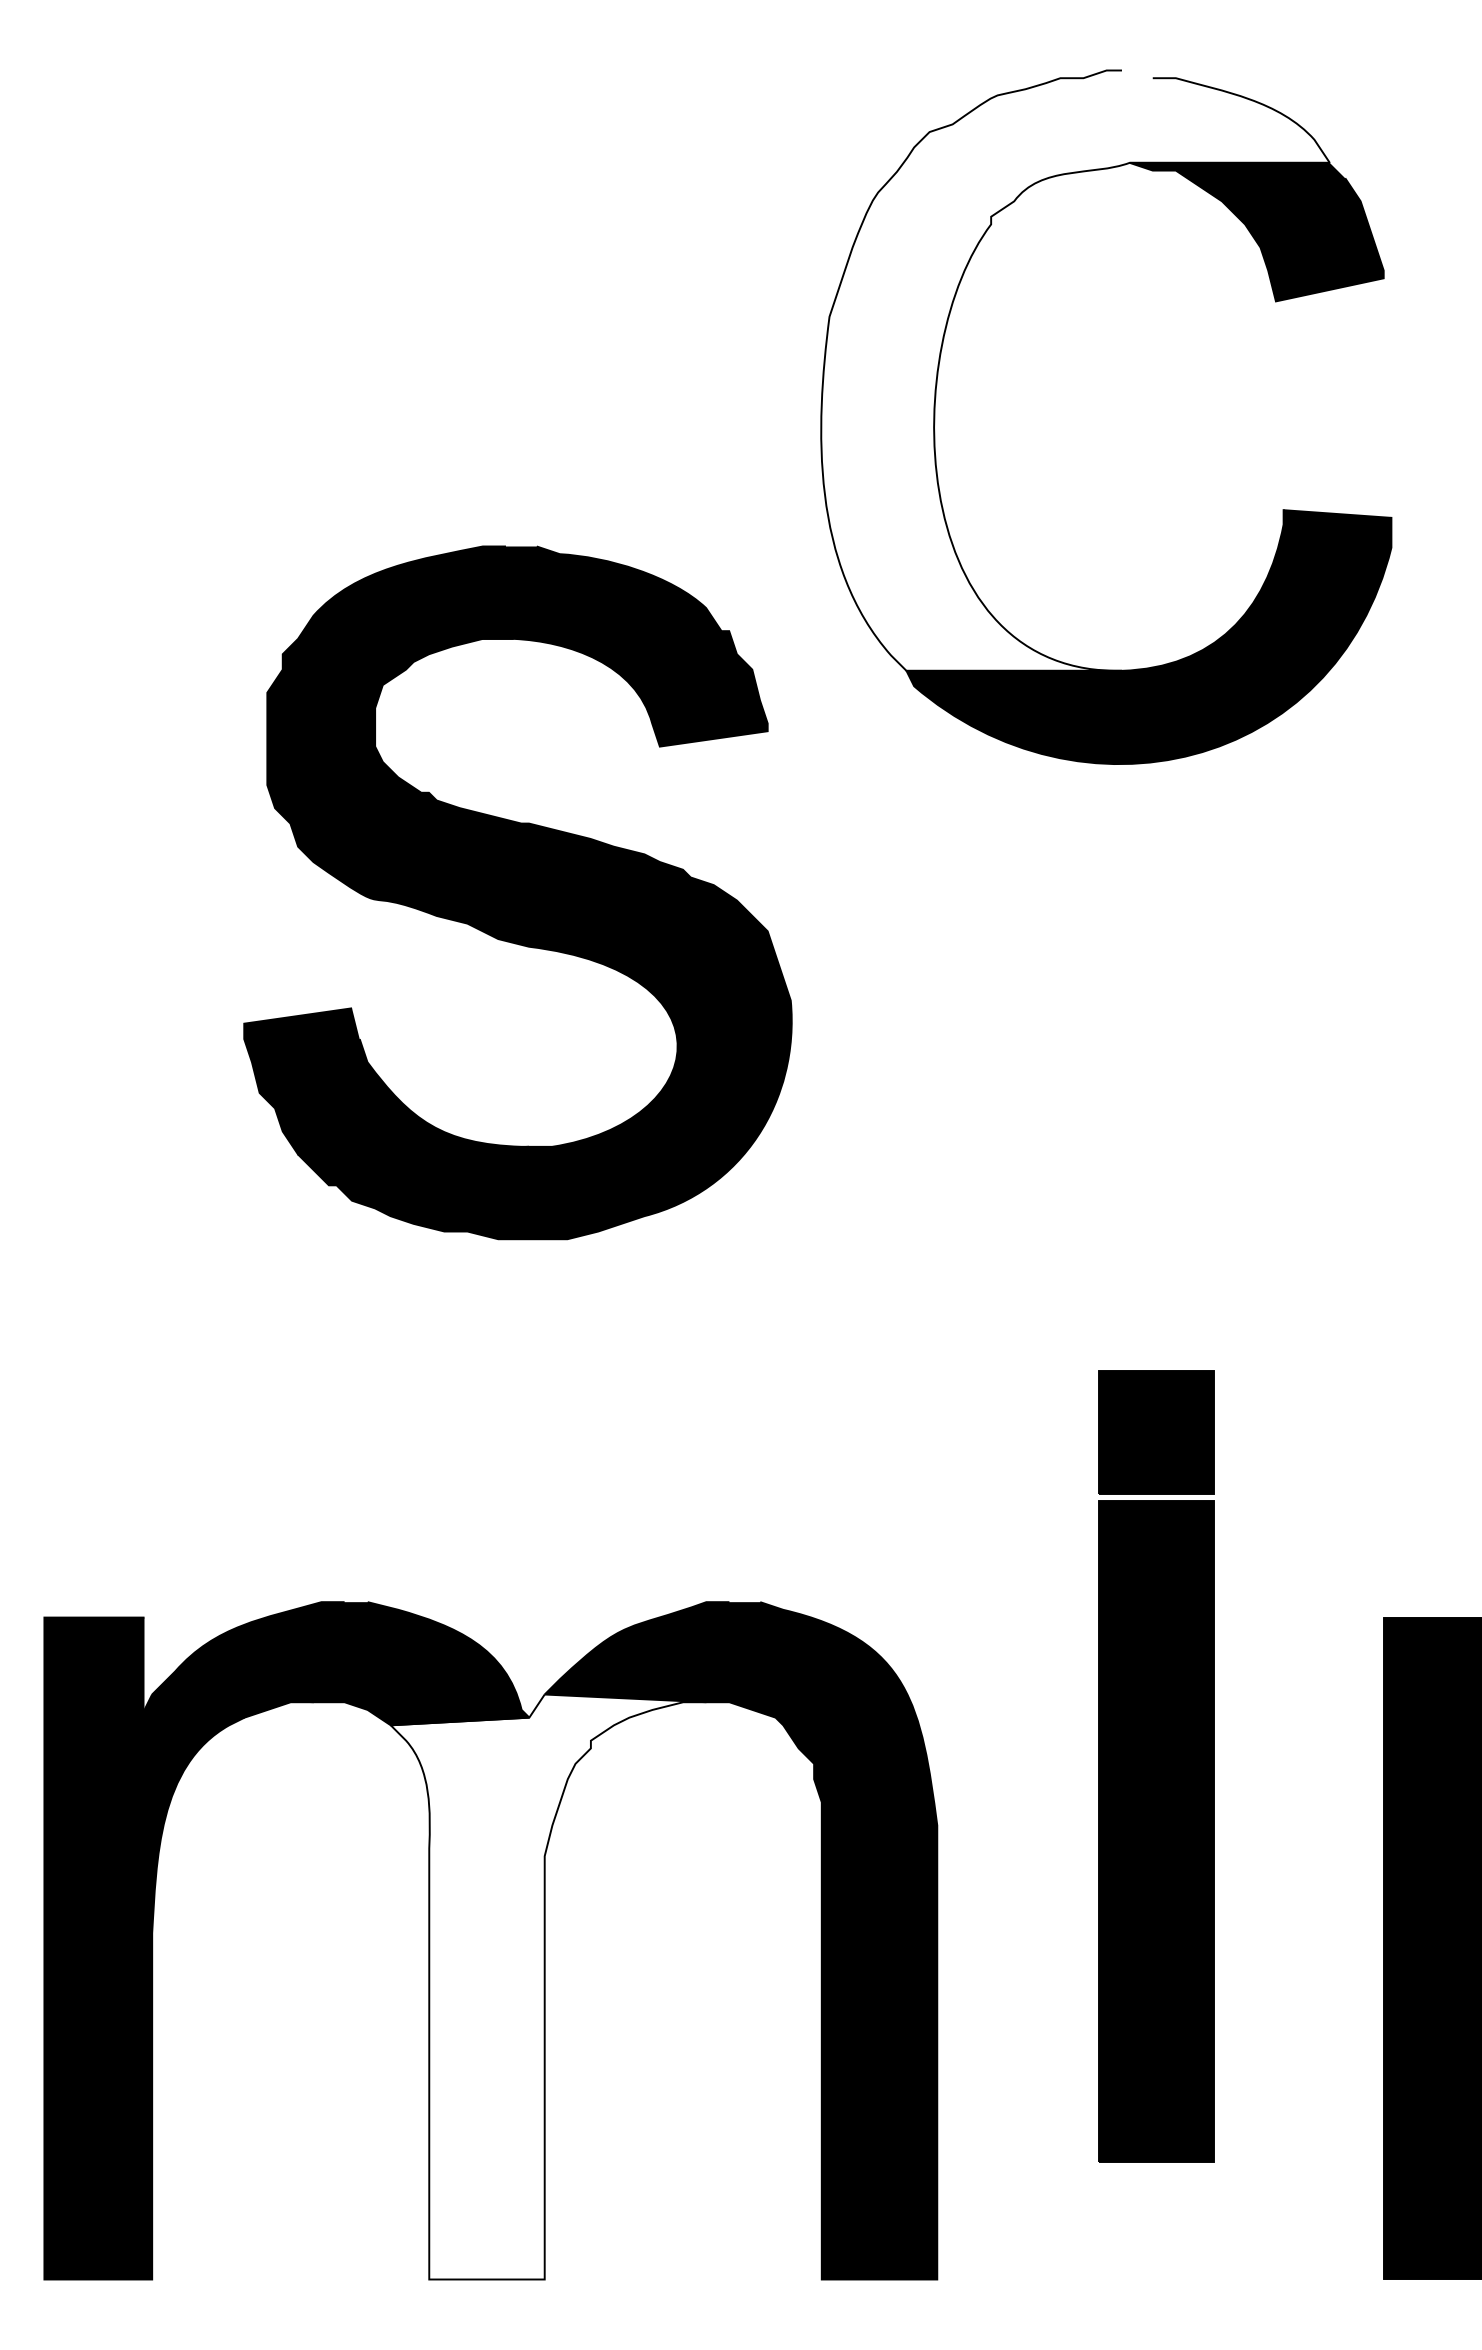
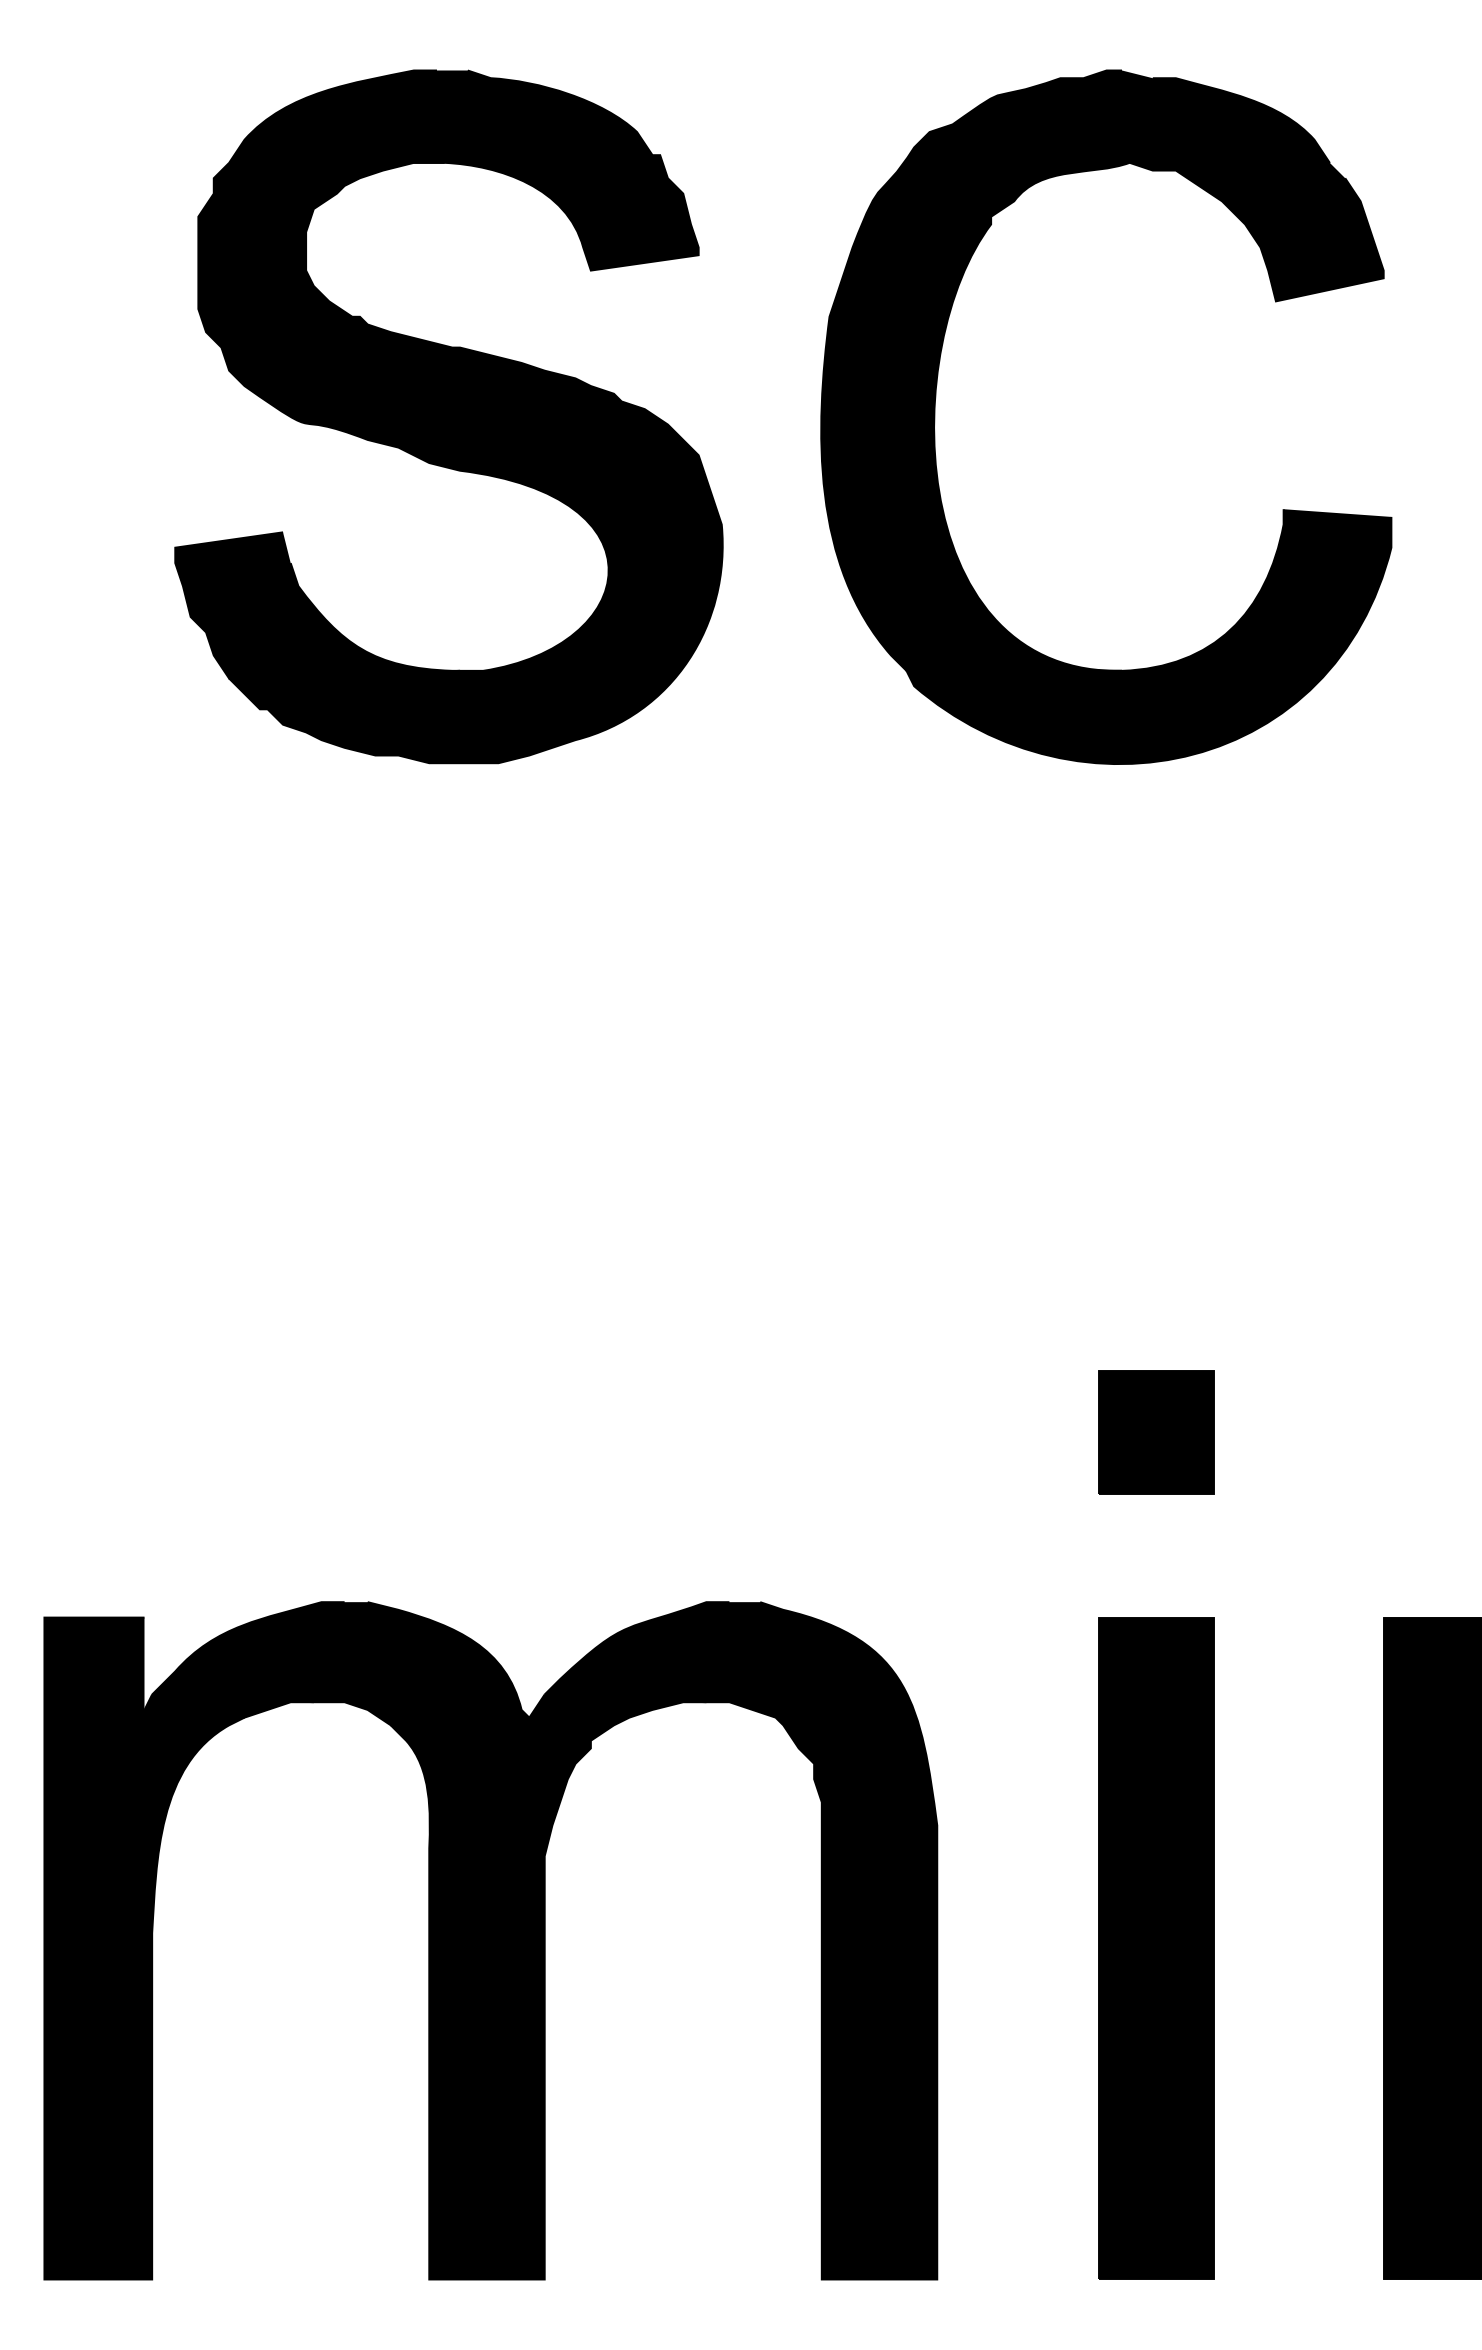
fill: none -> present (1075, 370)
part position: (517, 892) -> (448, 416) (448, 416)
part position: (1156, 1831) -> (1156, 1948) (1156, 1948)
fill: none -> present (548, 1986)
